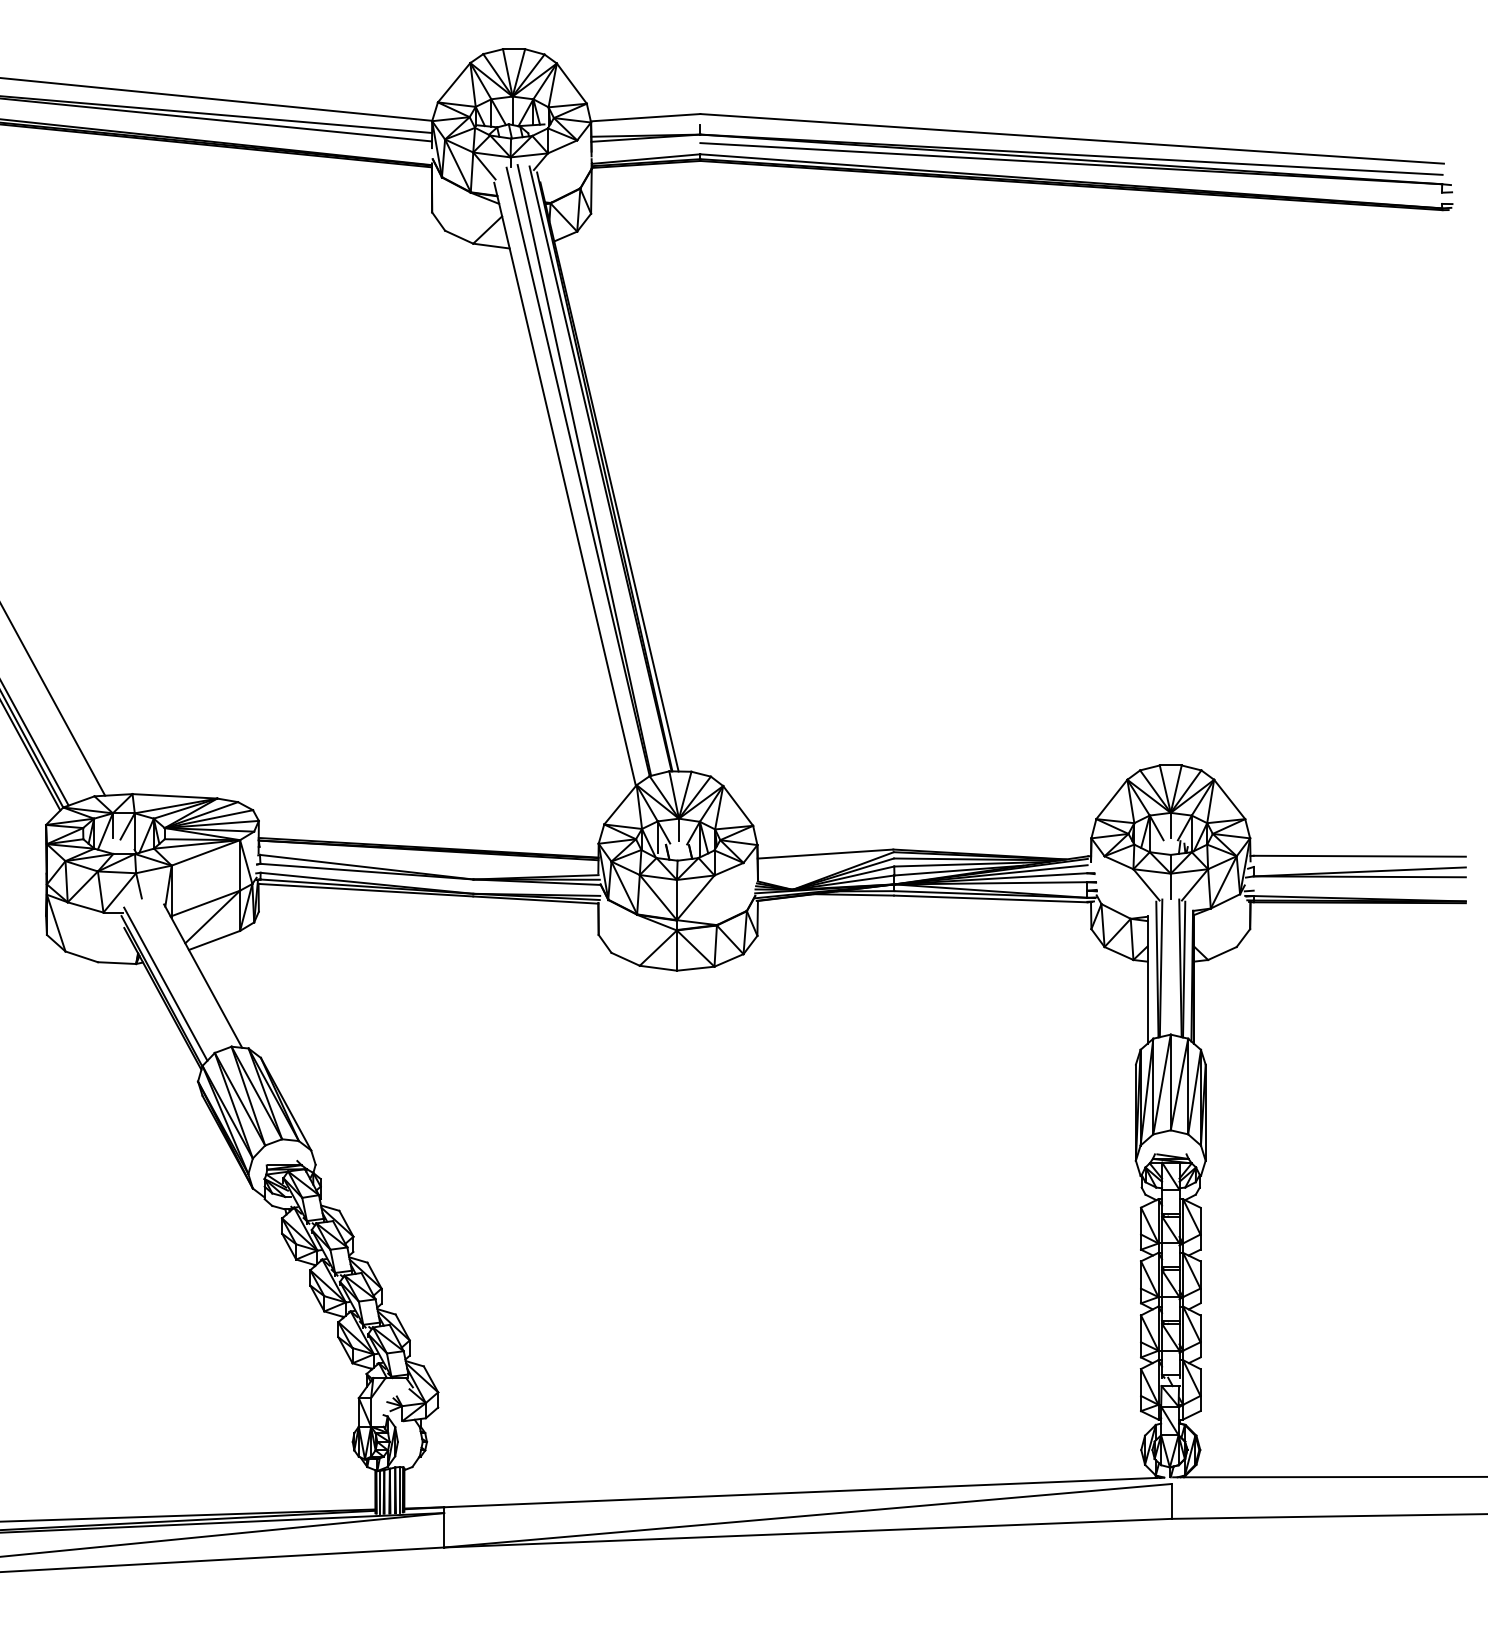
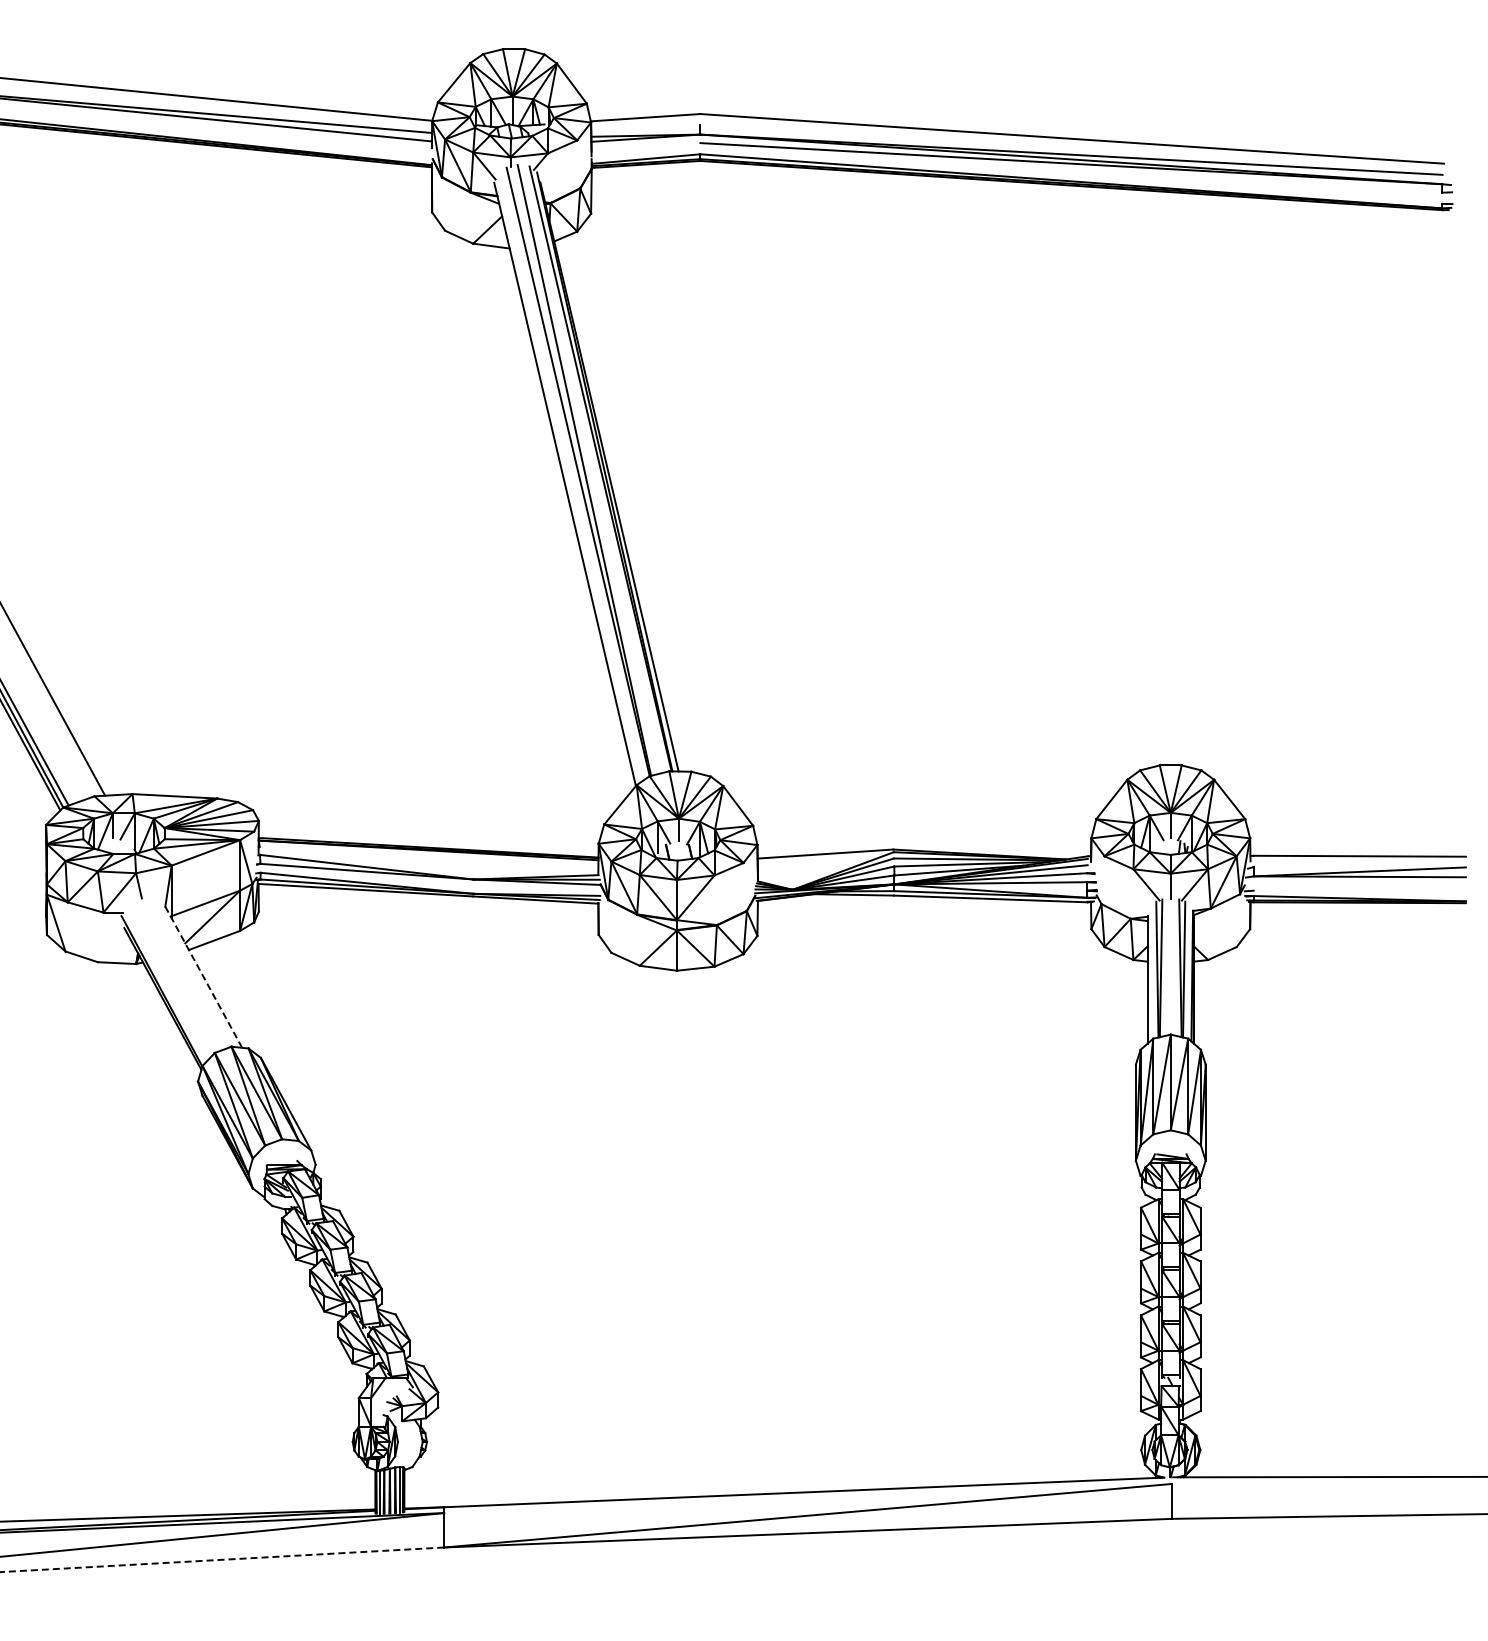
line: solid -> dashed (203, 976)
line: present -> none (165, 983)
line: solid -> dashed (221, 1559)
